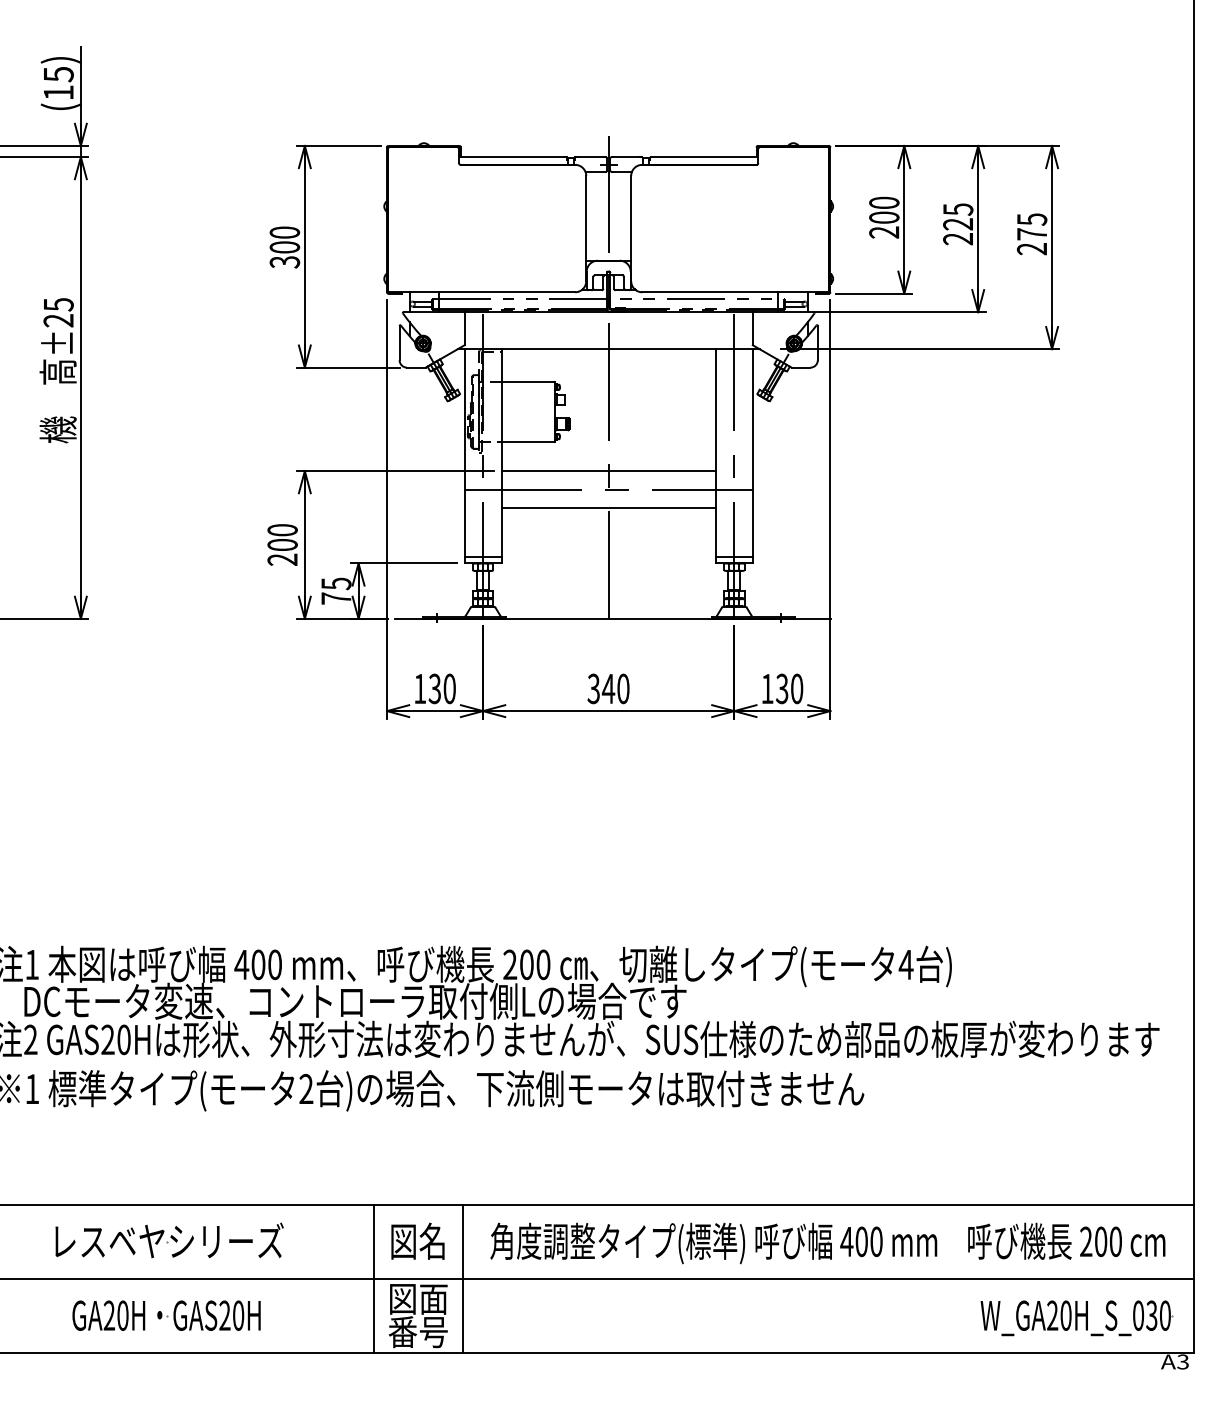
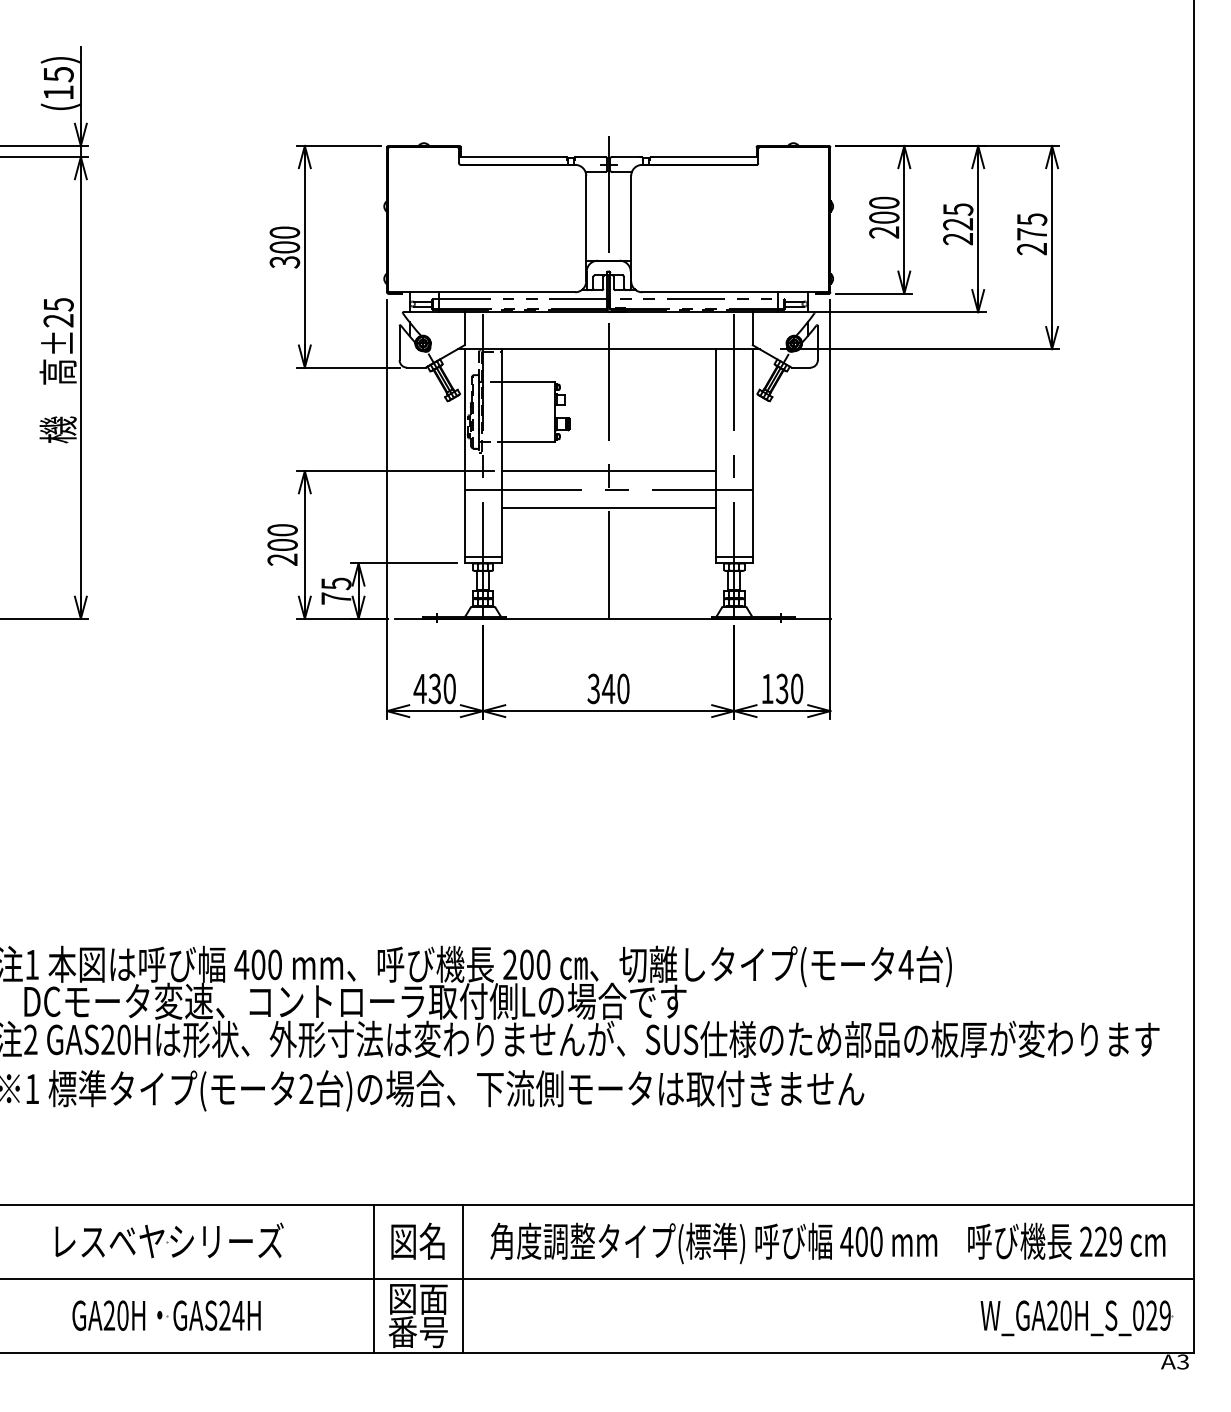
text: 130 -> 430 (419, 688)
text: 200 -> 229 (1108, 1241)
text: GAS20H -> GAS24H (238, 1315)
text: W_GA20H_S_030 -> W_GA20H_S_029 (1158, 1315)
